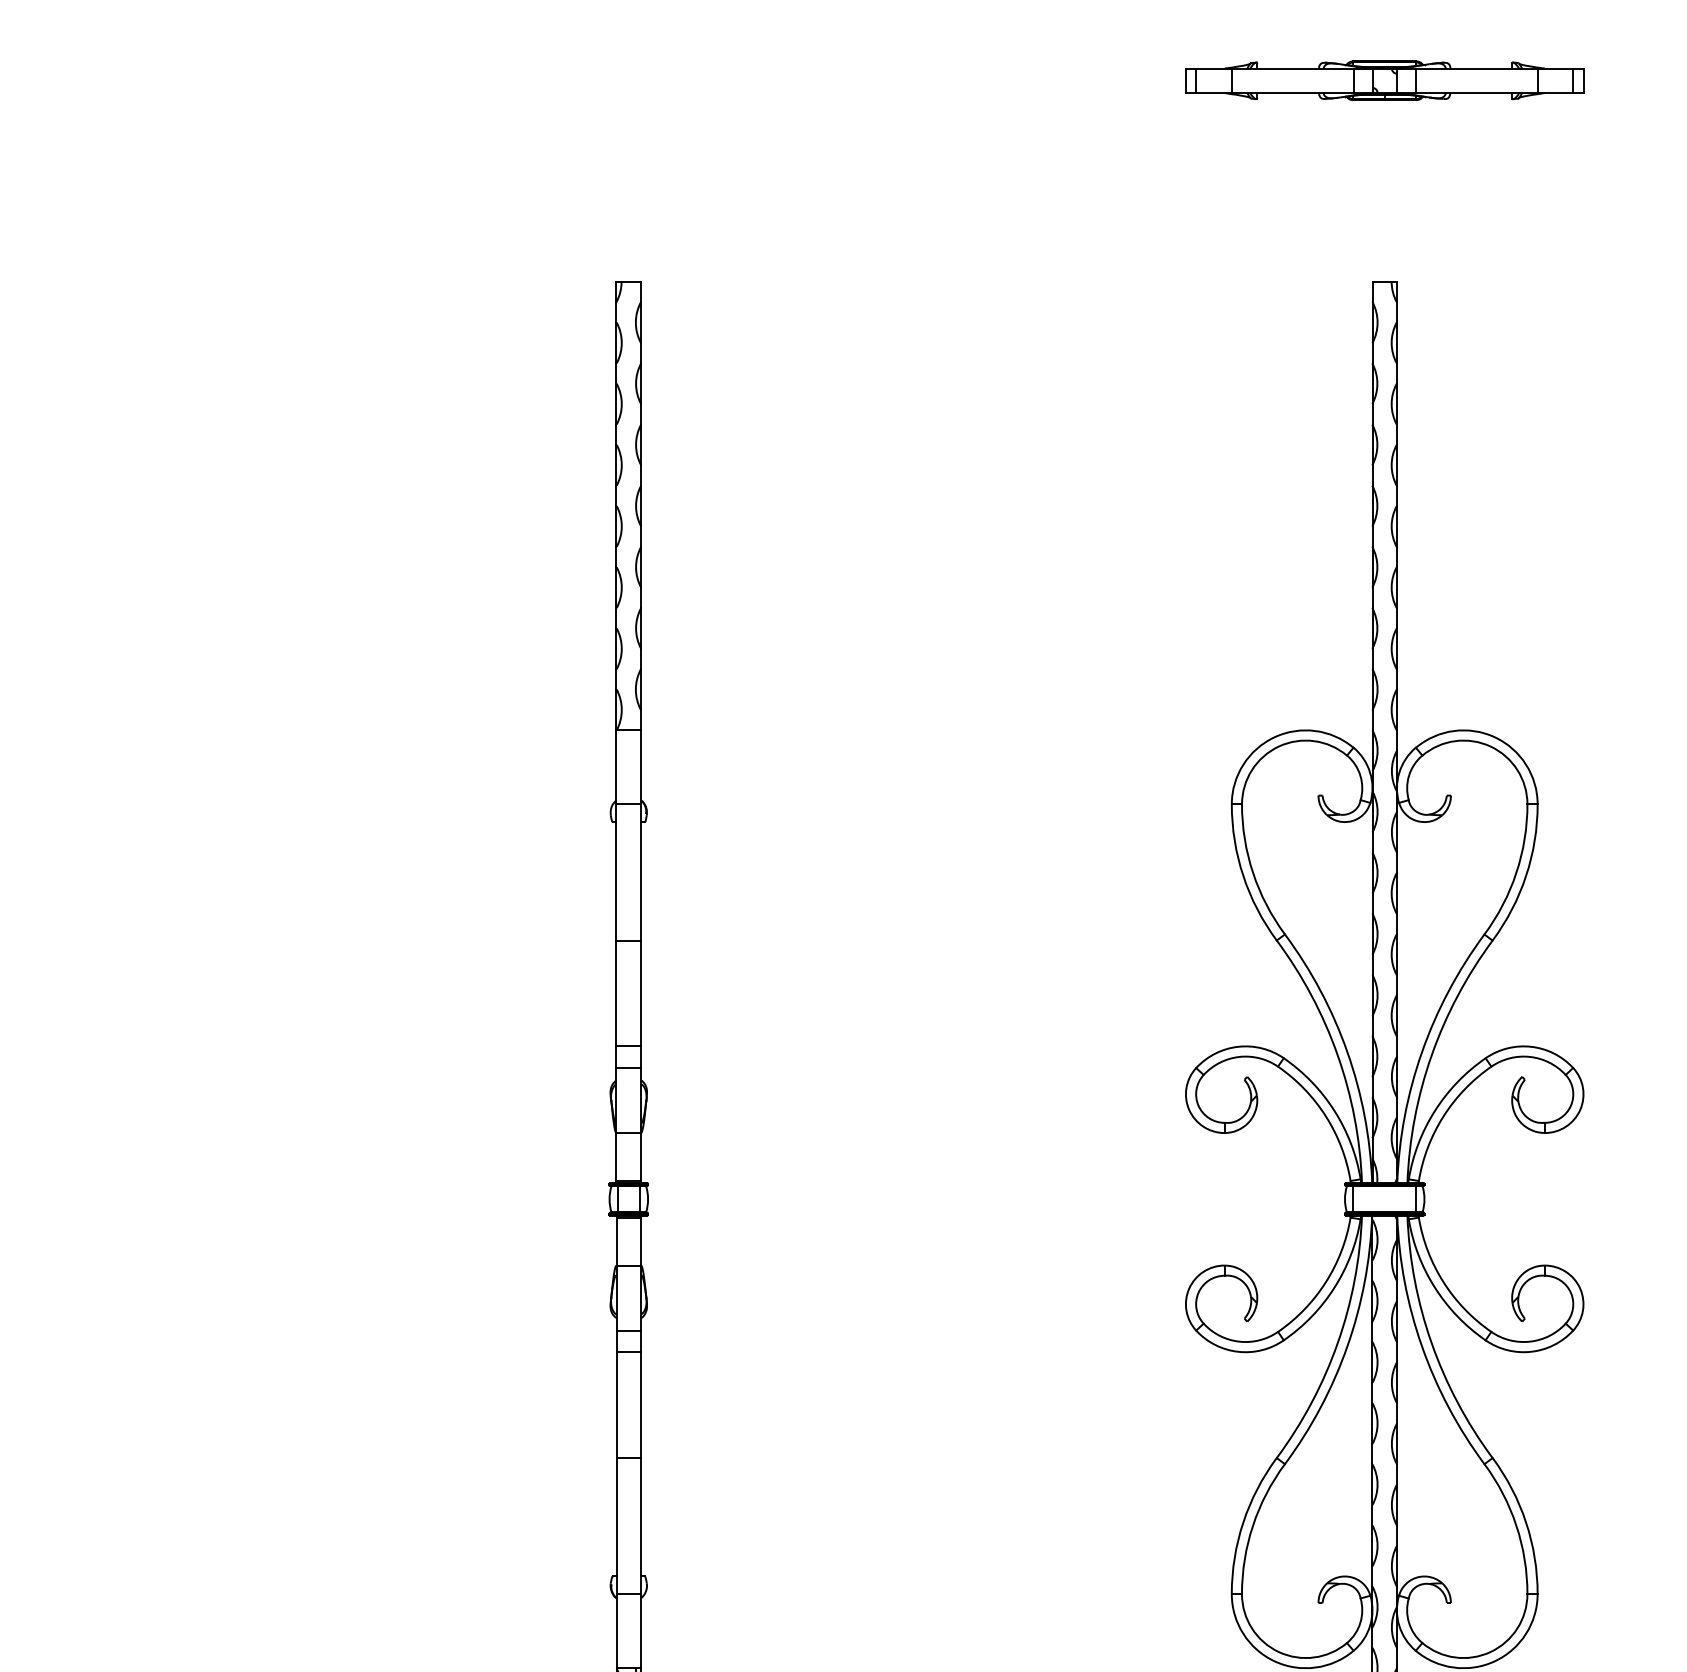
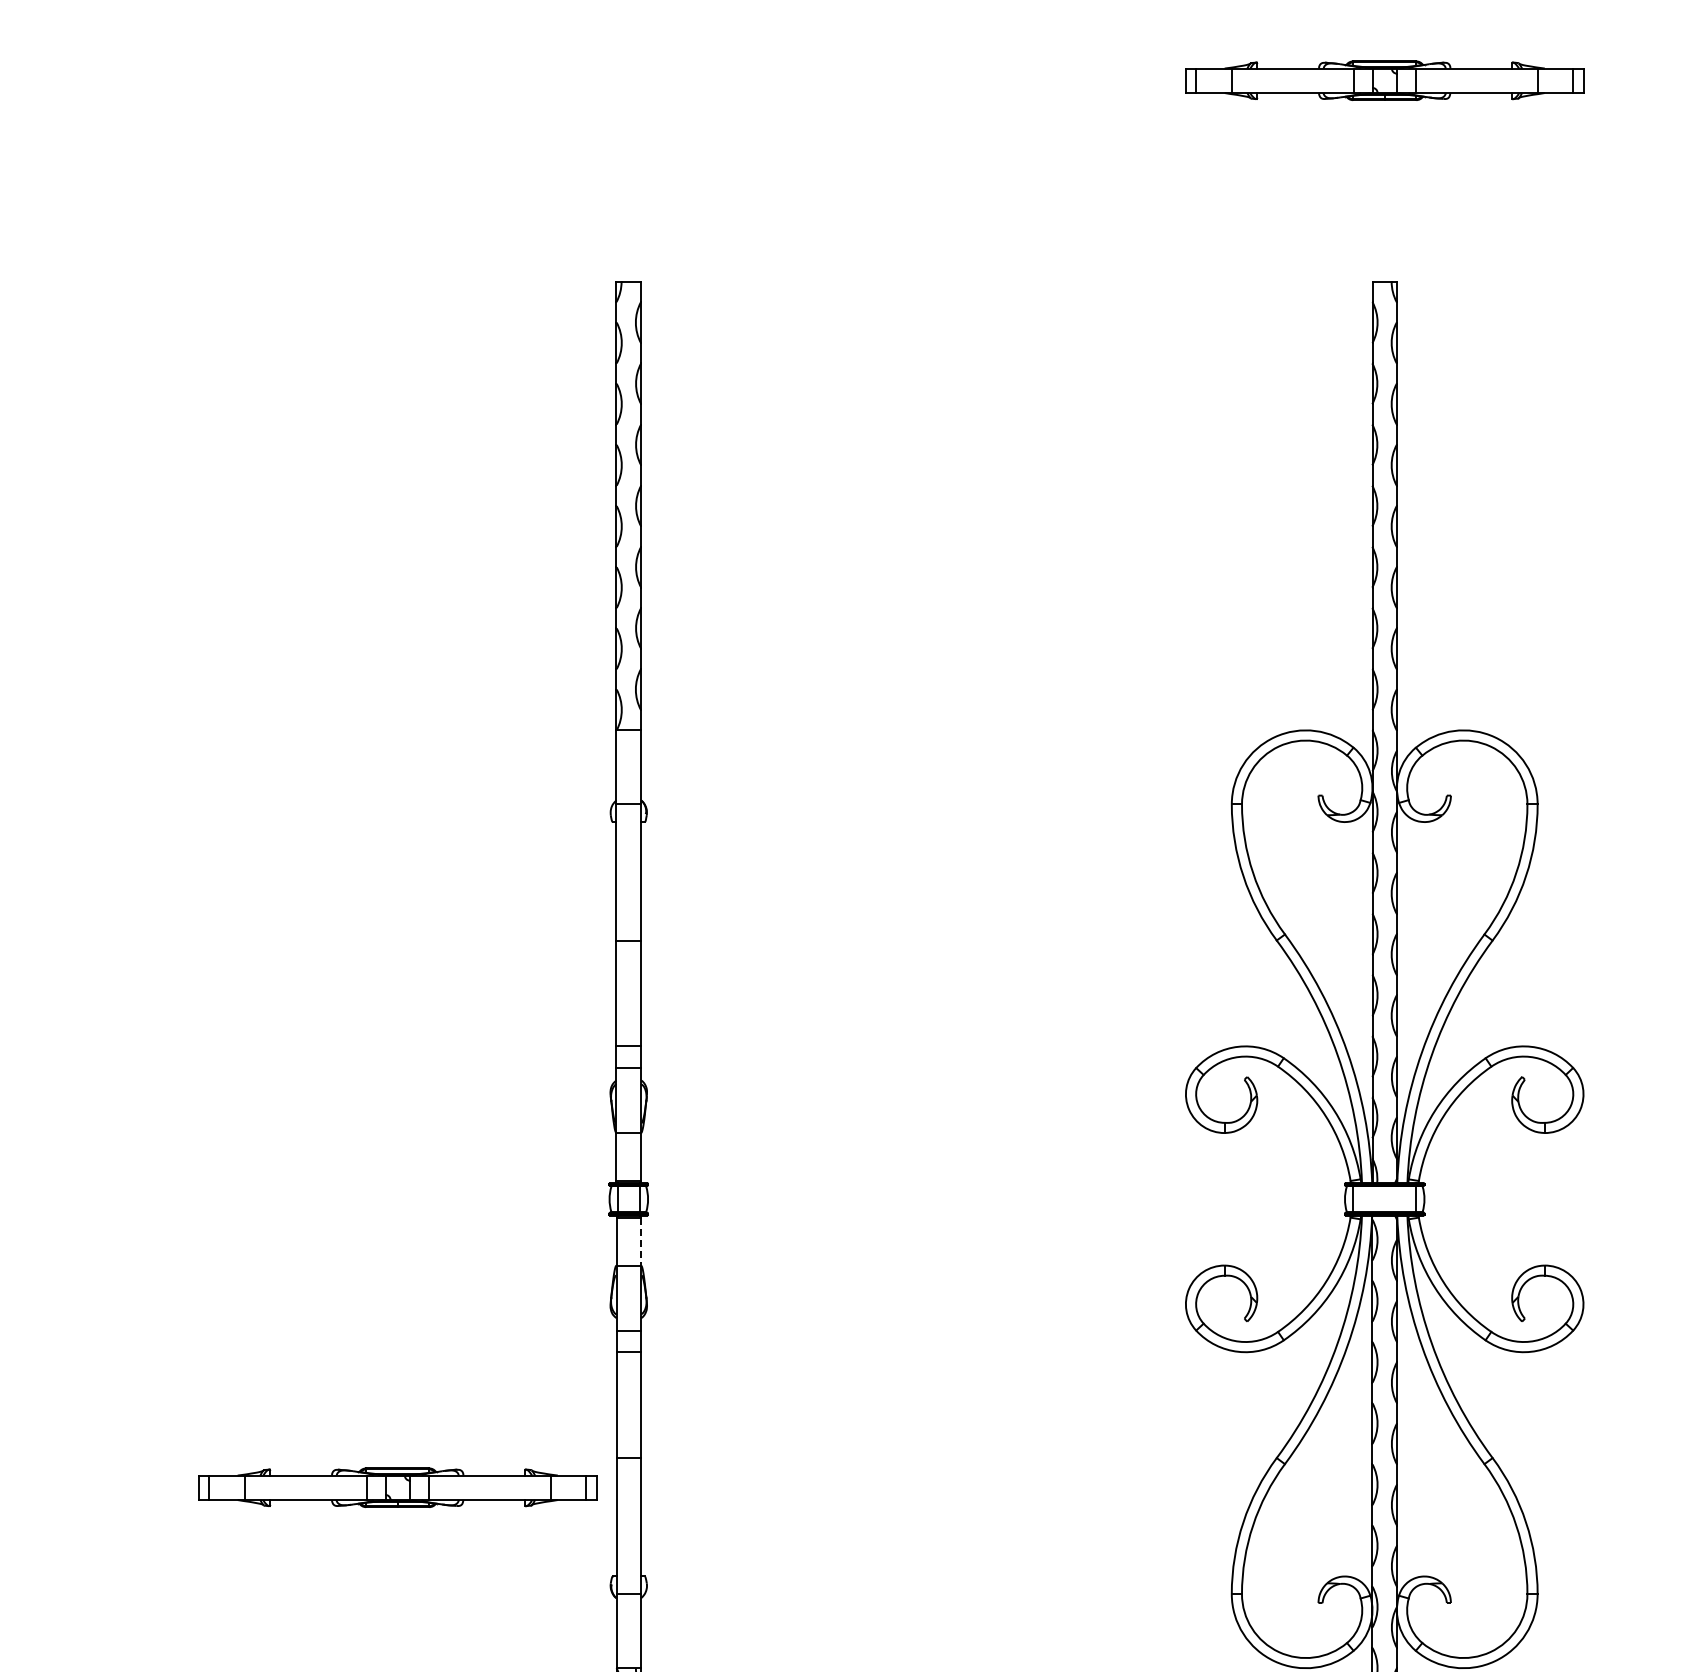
line: solid -> dashed (641, 1241)
part: none -> present (397, 1487)
